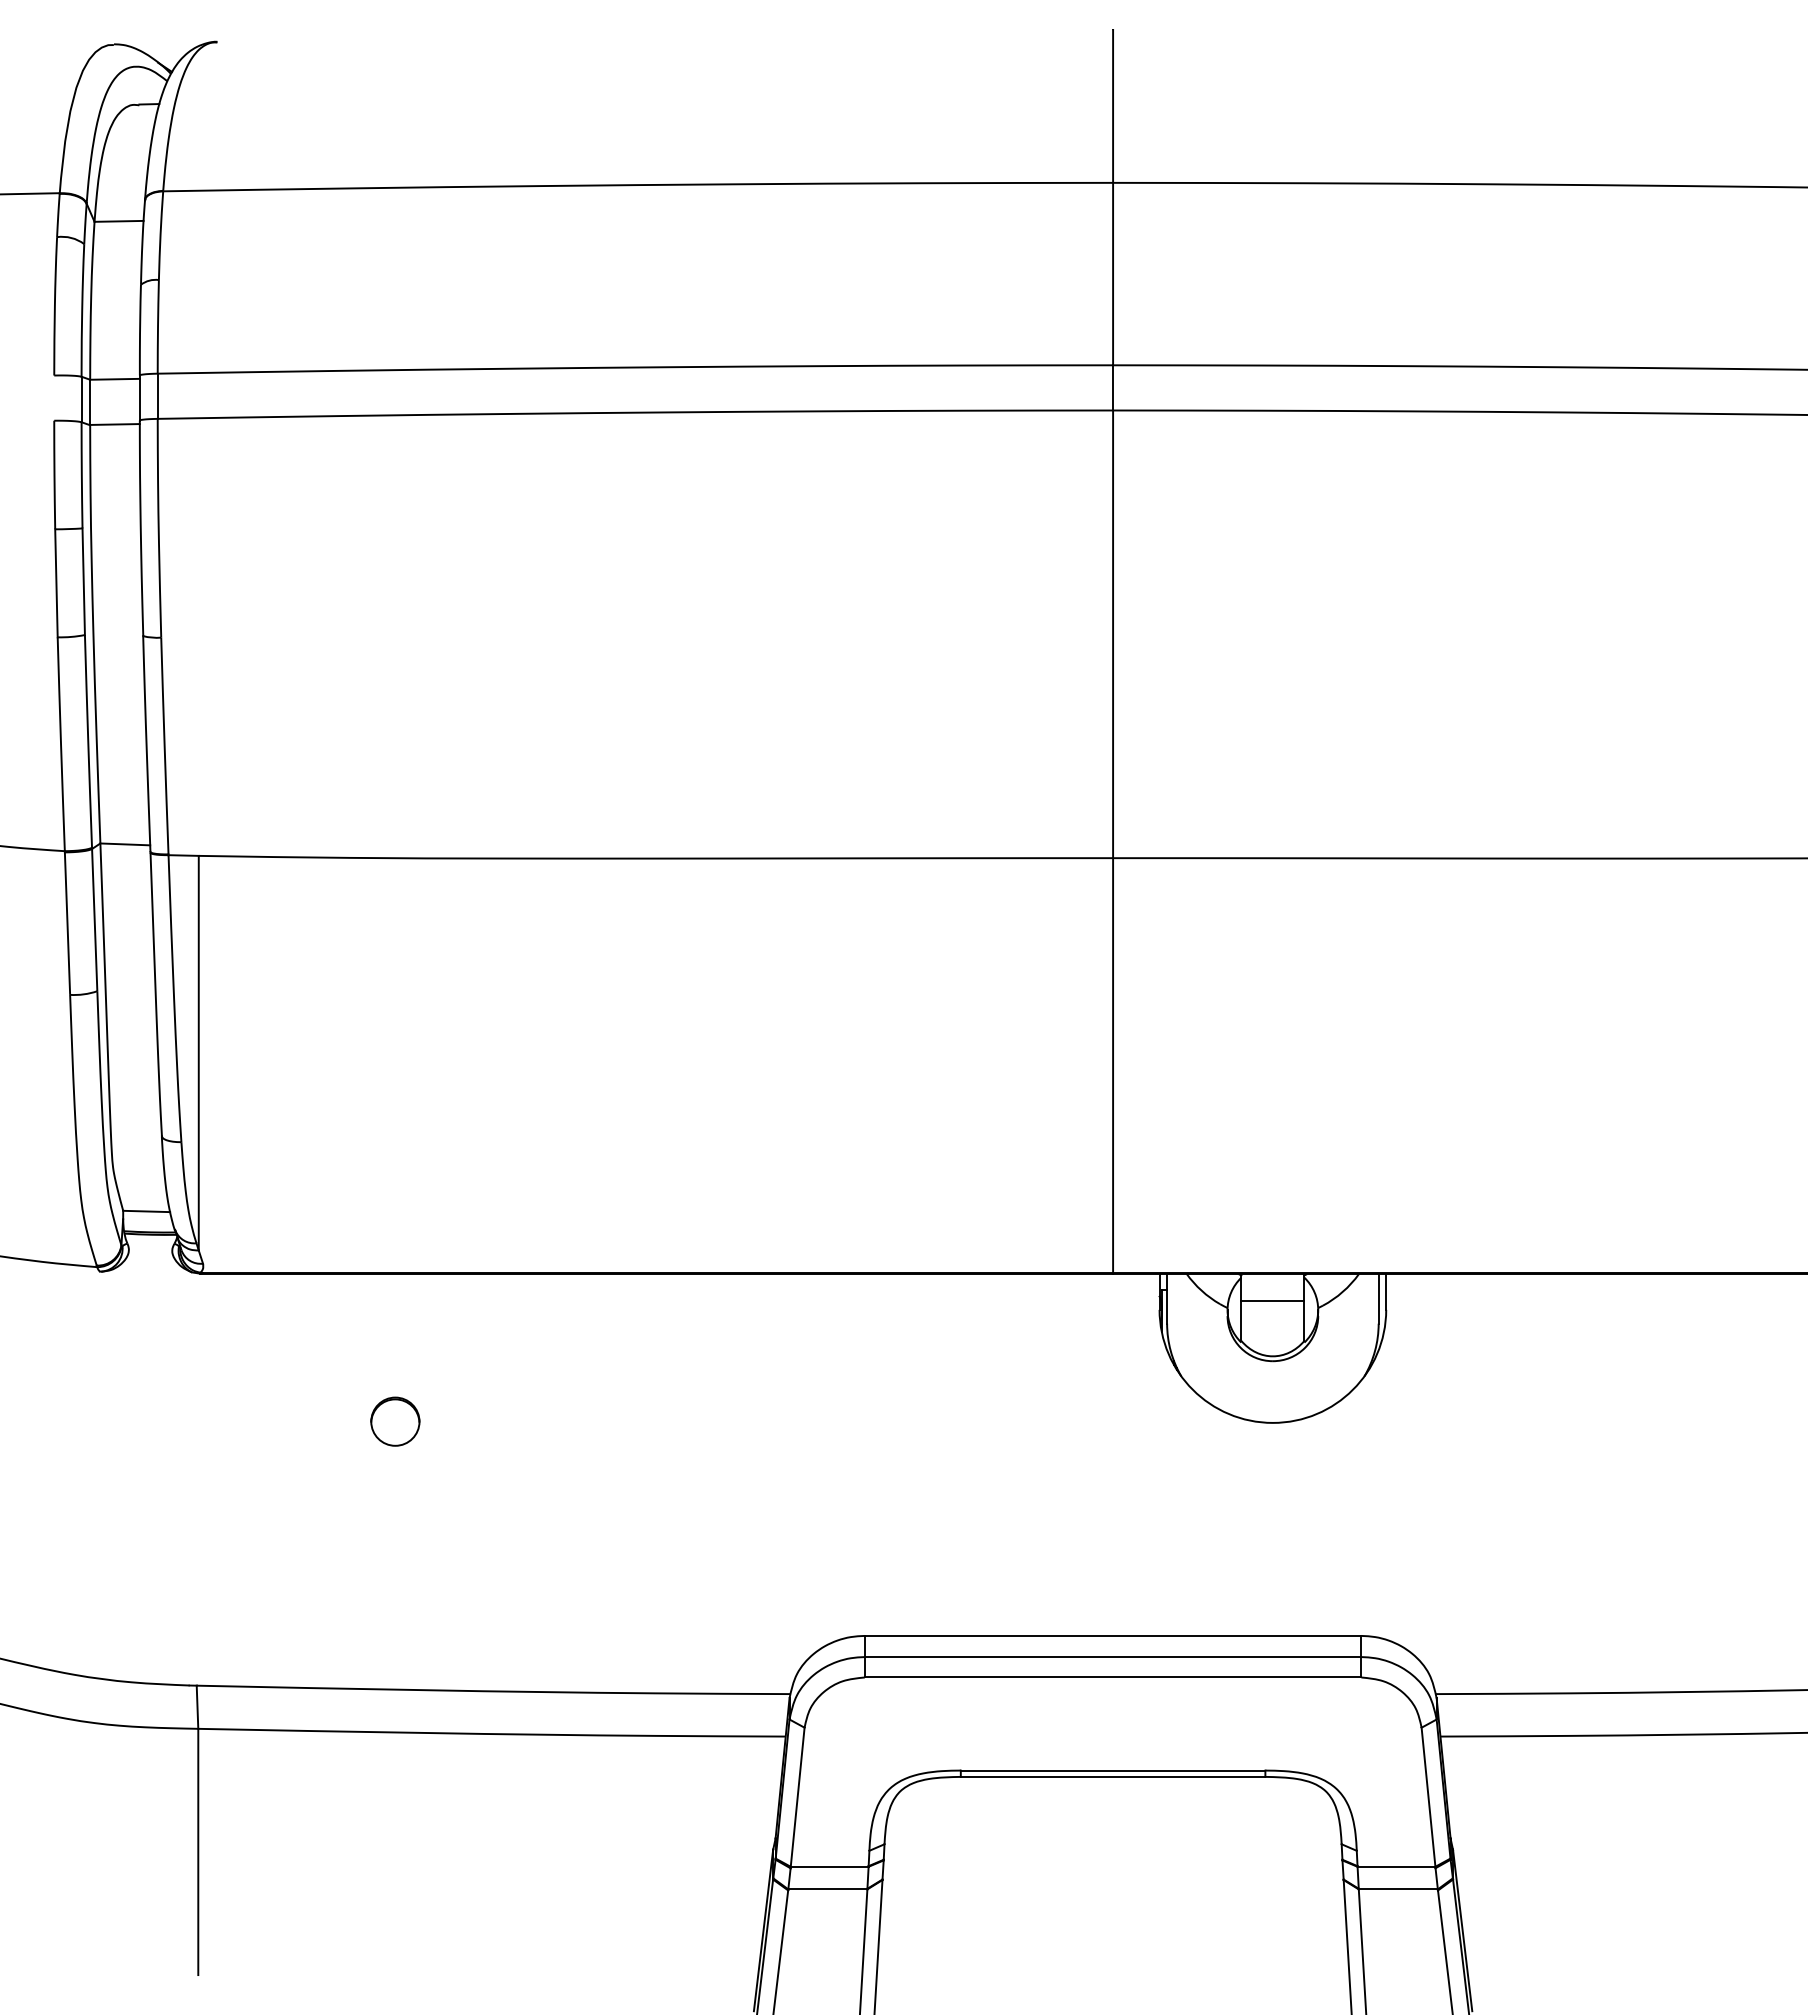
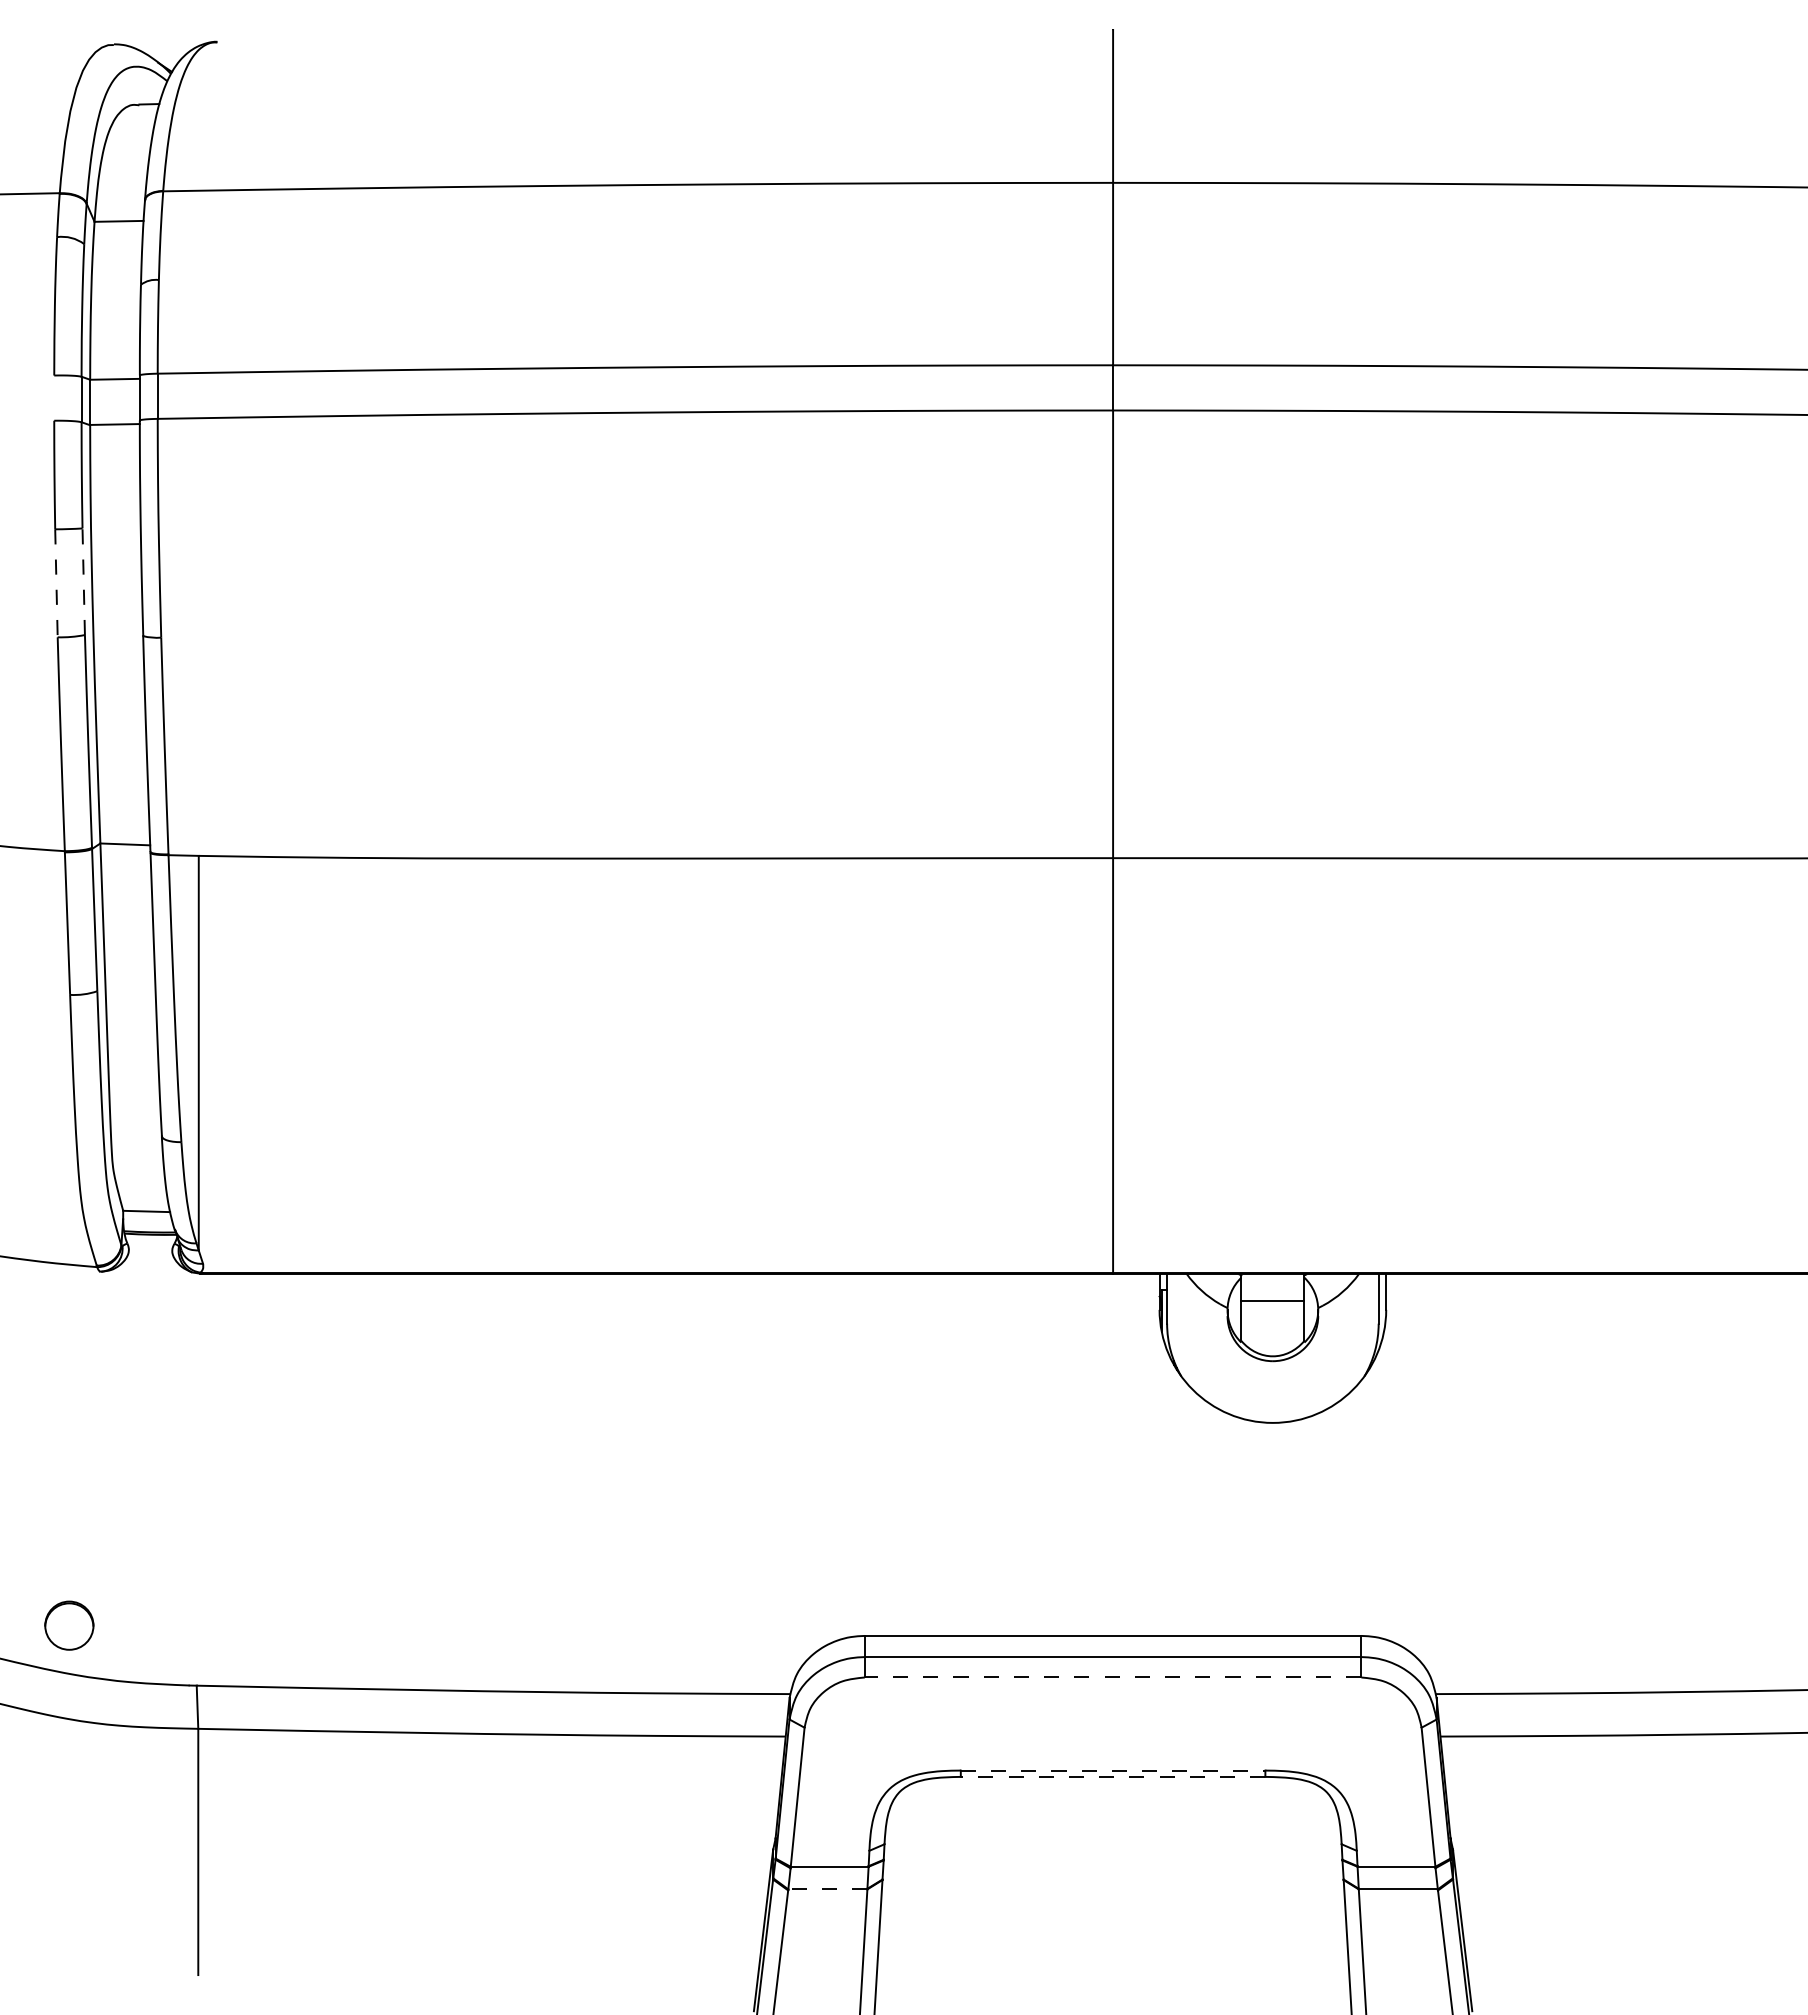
line: solid -> dashed (83, 581)
line: solid -> dashed (56, 583)
part position: (395, 1421) -> (69, 1625) (69, 1625)
line: solid -> dashed (1112, 1677)
line: solid -> dashed (1113, 1770)
line: solid -> dashed (1112, 1776)
line: solid -> dashed (827, 1889)
